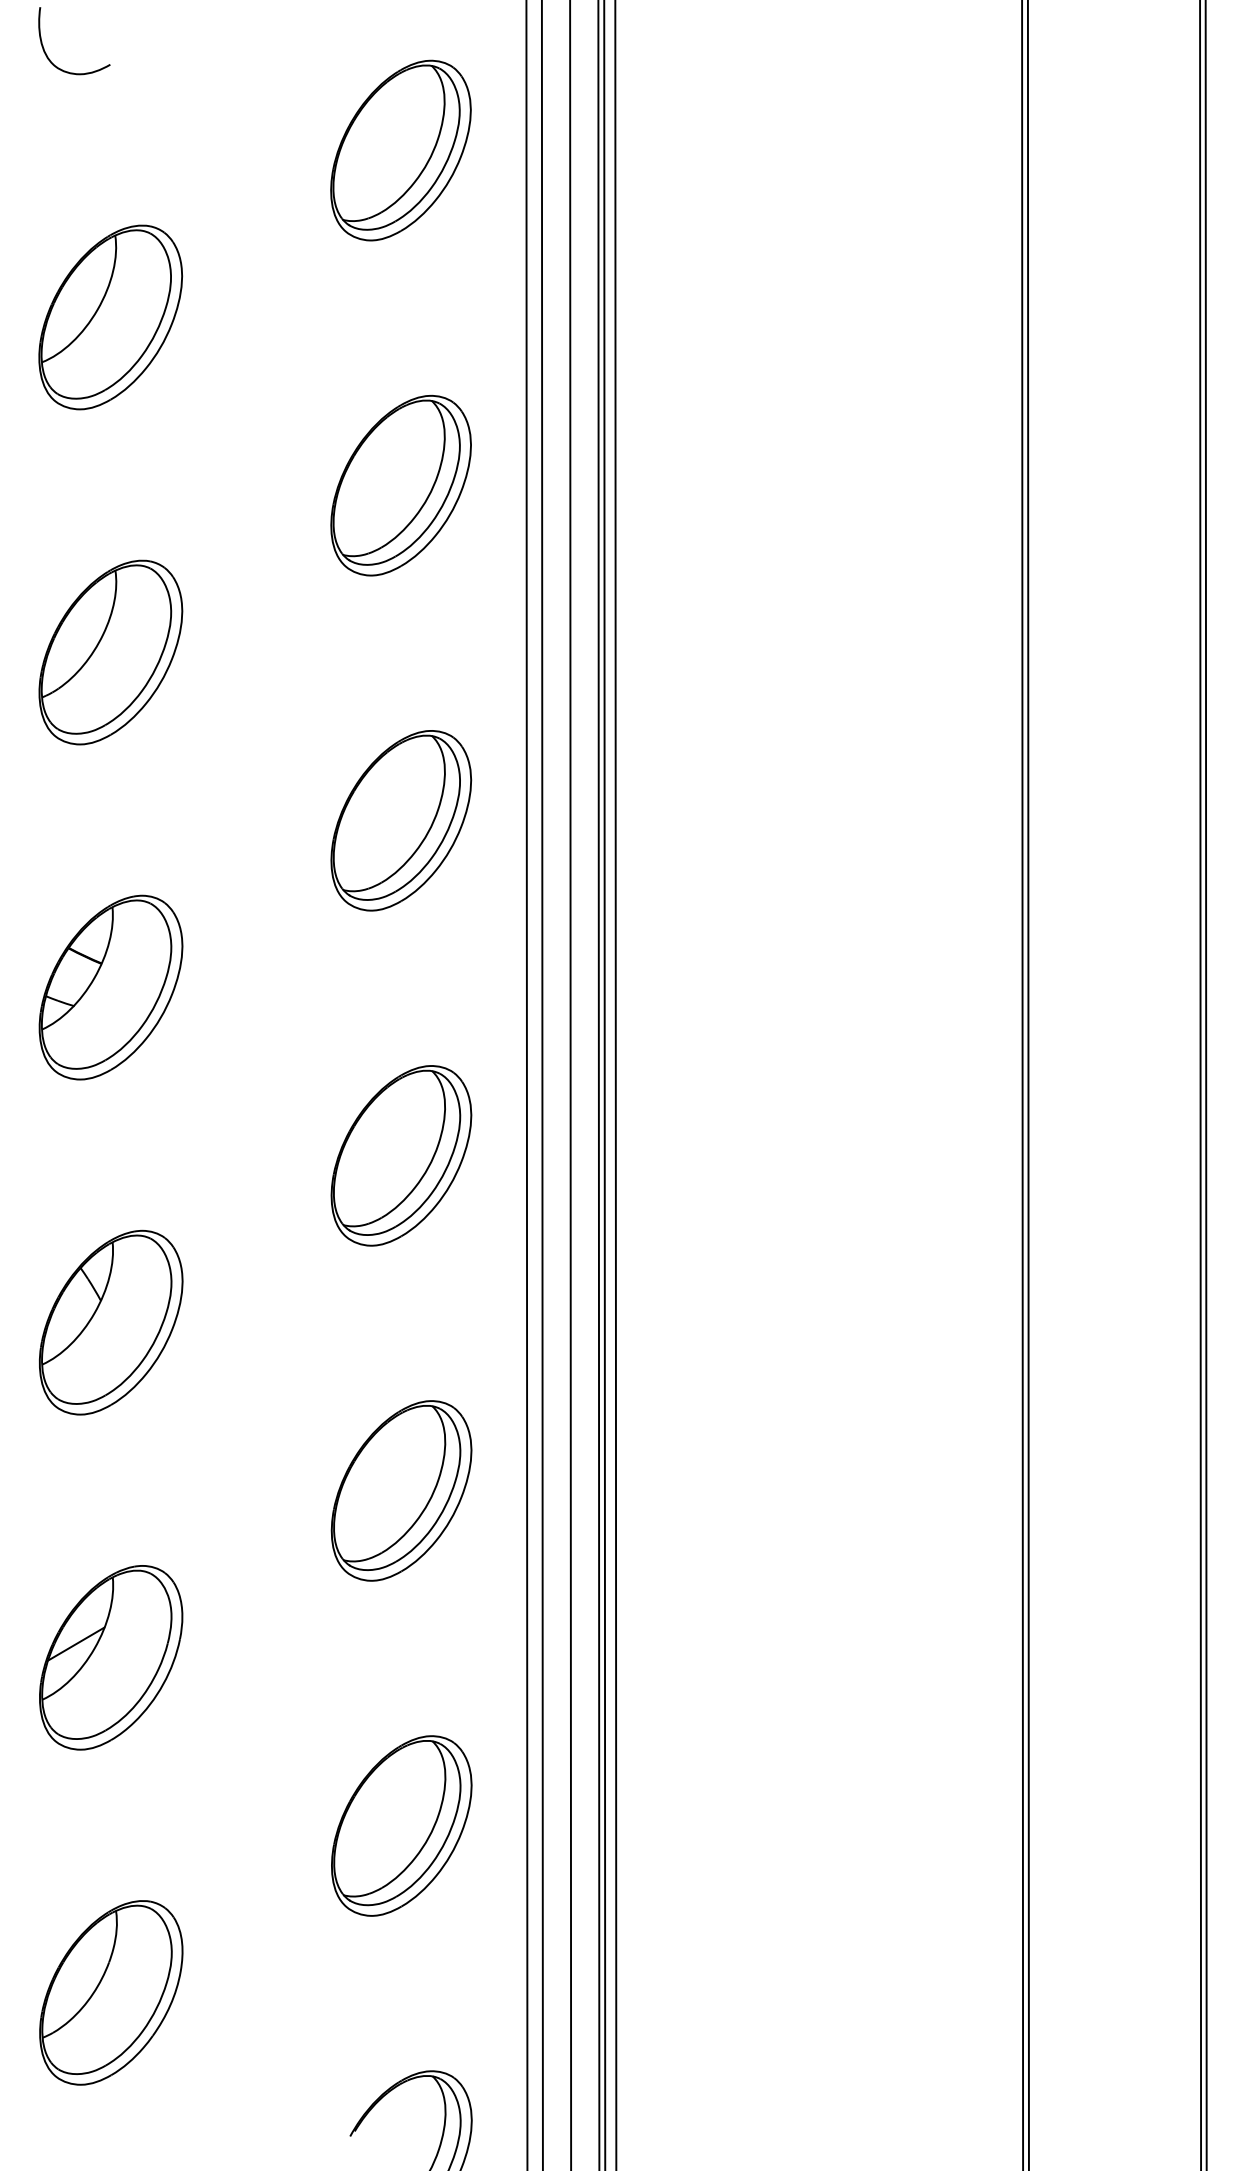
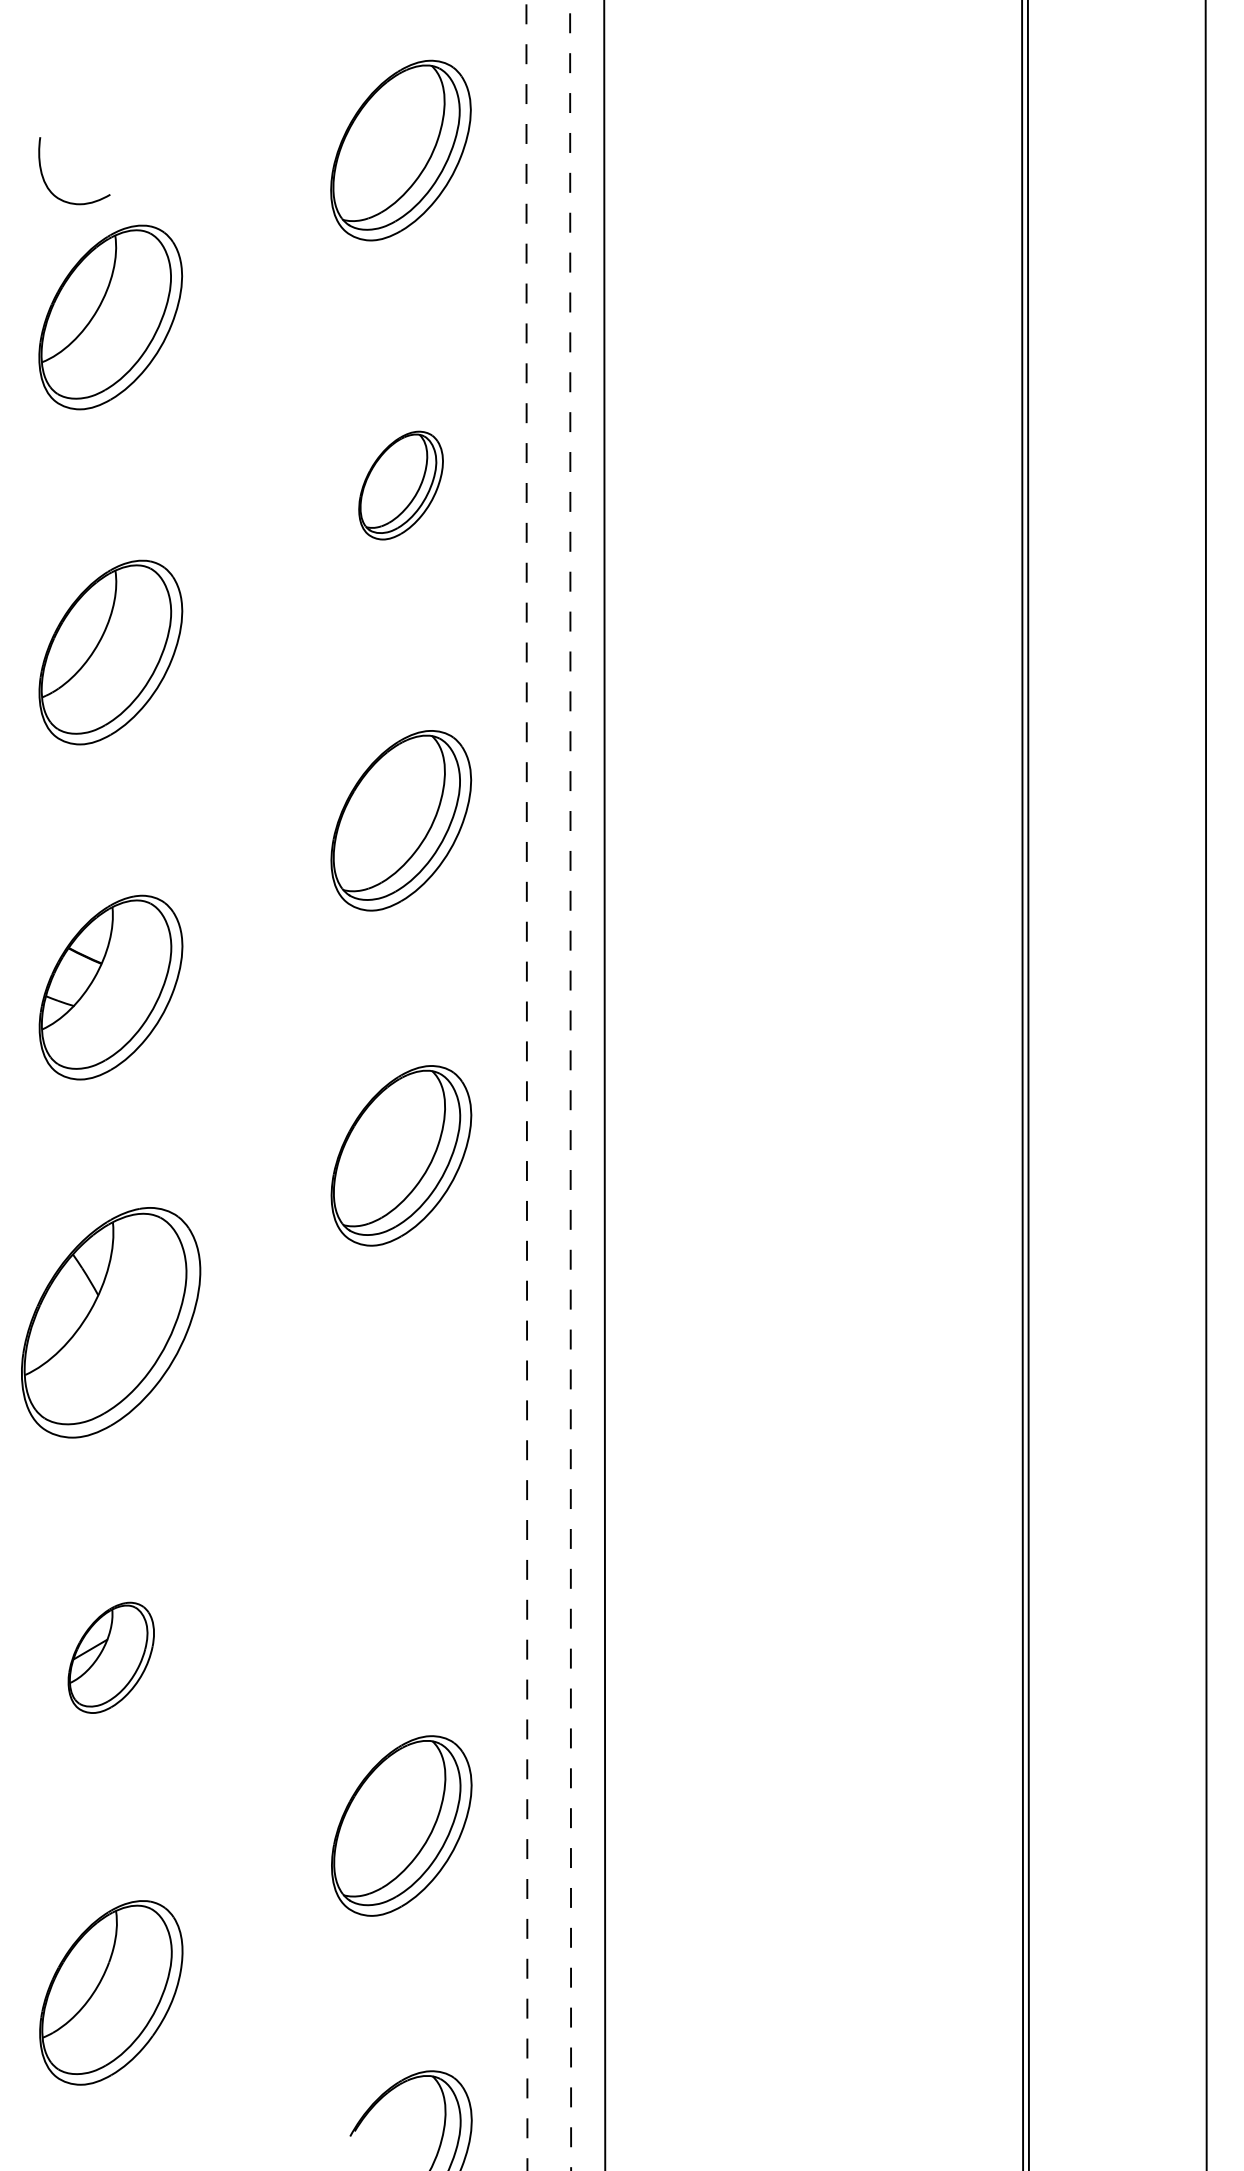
curve position: (50, 59) -> (50, 189) (50, 189)
part size: 142x183 px -> 86x111 px (400, 485)
line: solid -> dashed (526, 1084)
line: present -> none (541, 1084)
line: present -> none (598, 1084)
line: present -> none (615, 1084)
line: present -> none (1200, 1084)
line: solid -> dashed (570, 1085)
part size: 145x187 px -> 181x232 px (111, 1322)
part: present -> none (401, 1490)
part size: 145x186 px -> 88x113 px (110, 1657)
